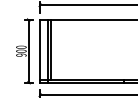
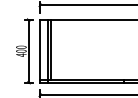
text: 900 -> 400 (21, 54)
